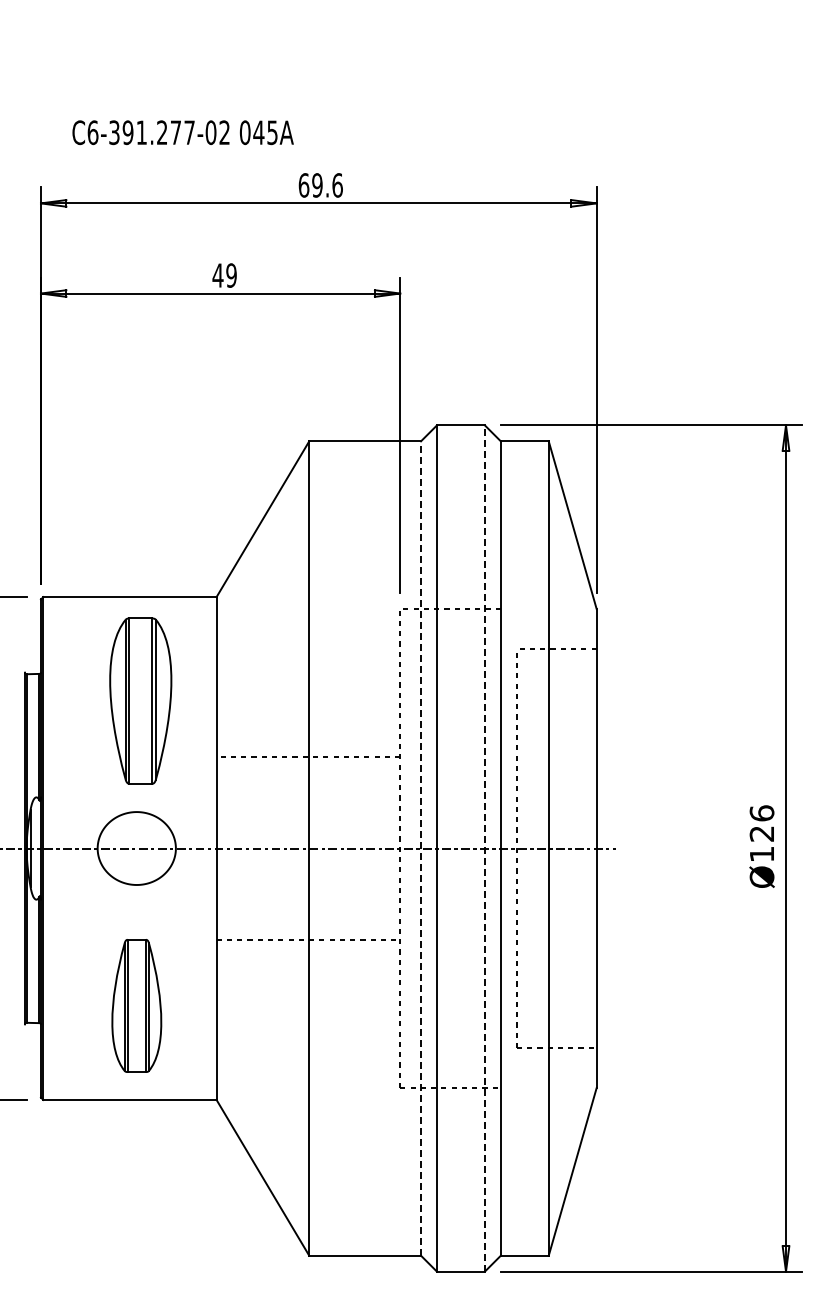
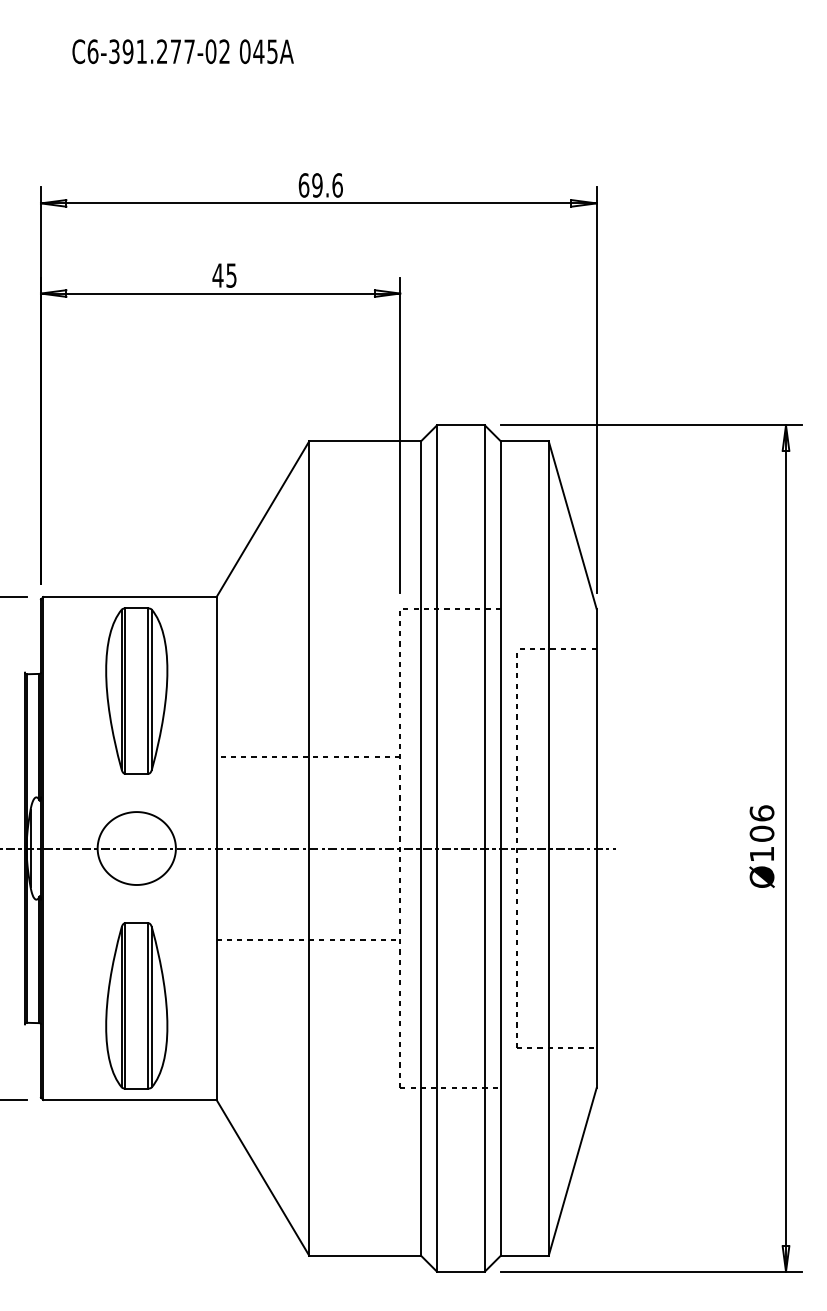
text position: (182, 132) -> (182, 51) (182, 51)
text: 49 -> 45 (231, 275)
part position: (140, 700) -> (136, 690) (136, 690)
text: Ø126 -> Ø106 (761, 833)
line: dashed -> solid (421, 848)
line: dashed -> solid (484, 848)
part size: 52x134 px -> 64x168 px (136, 1005)
